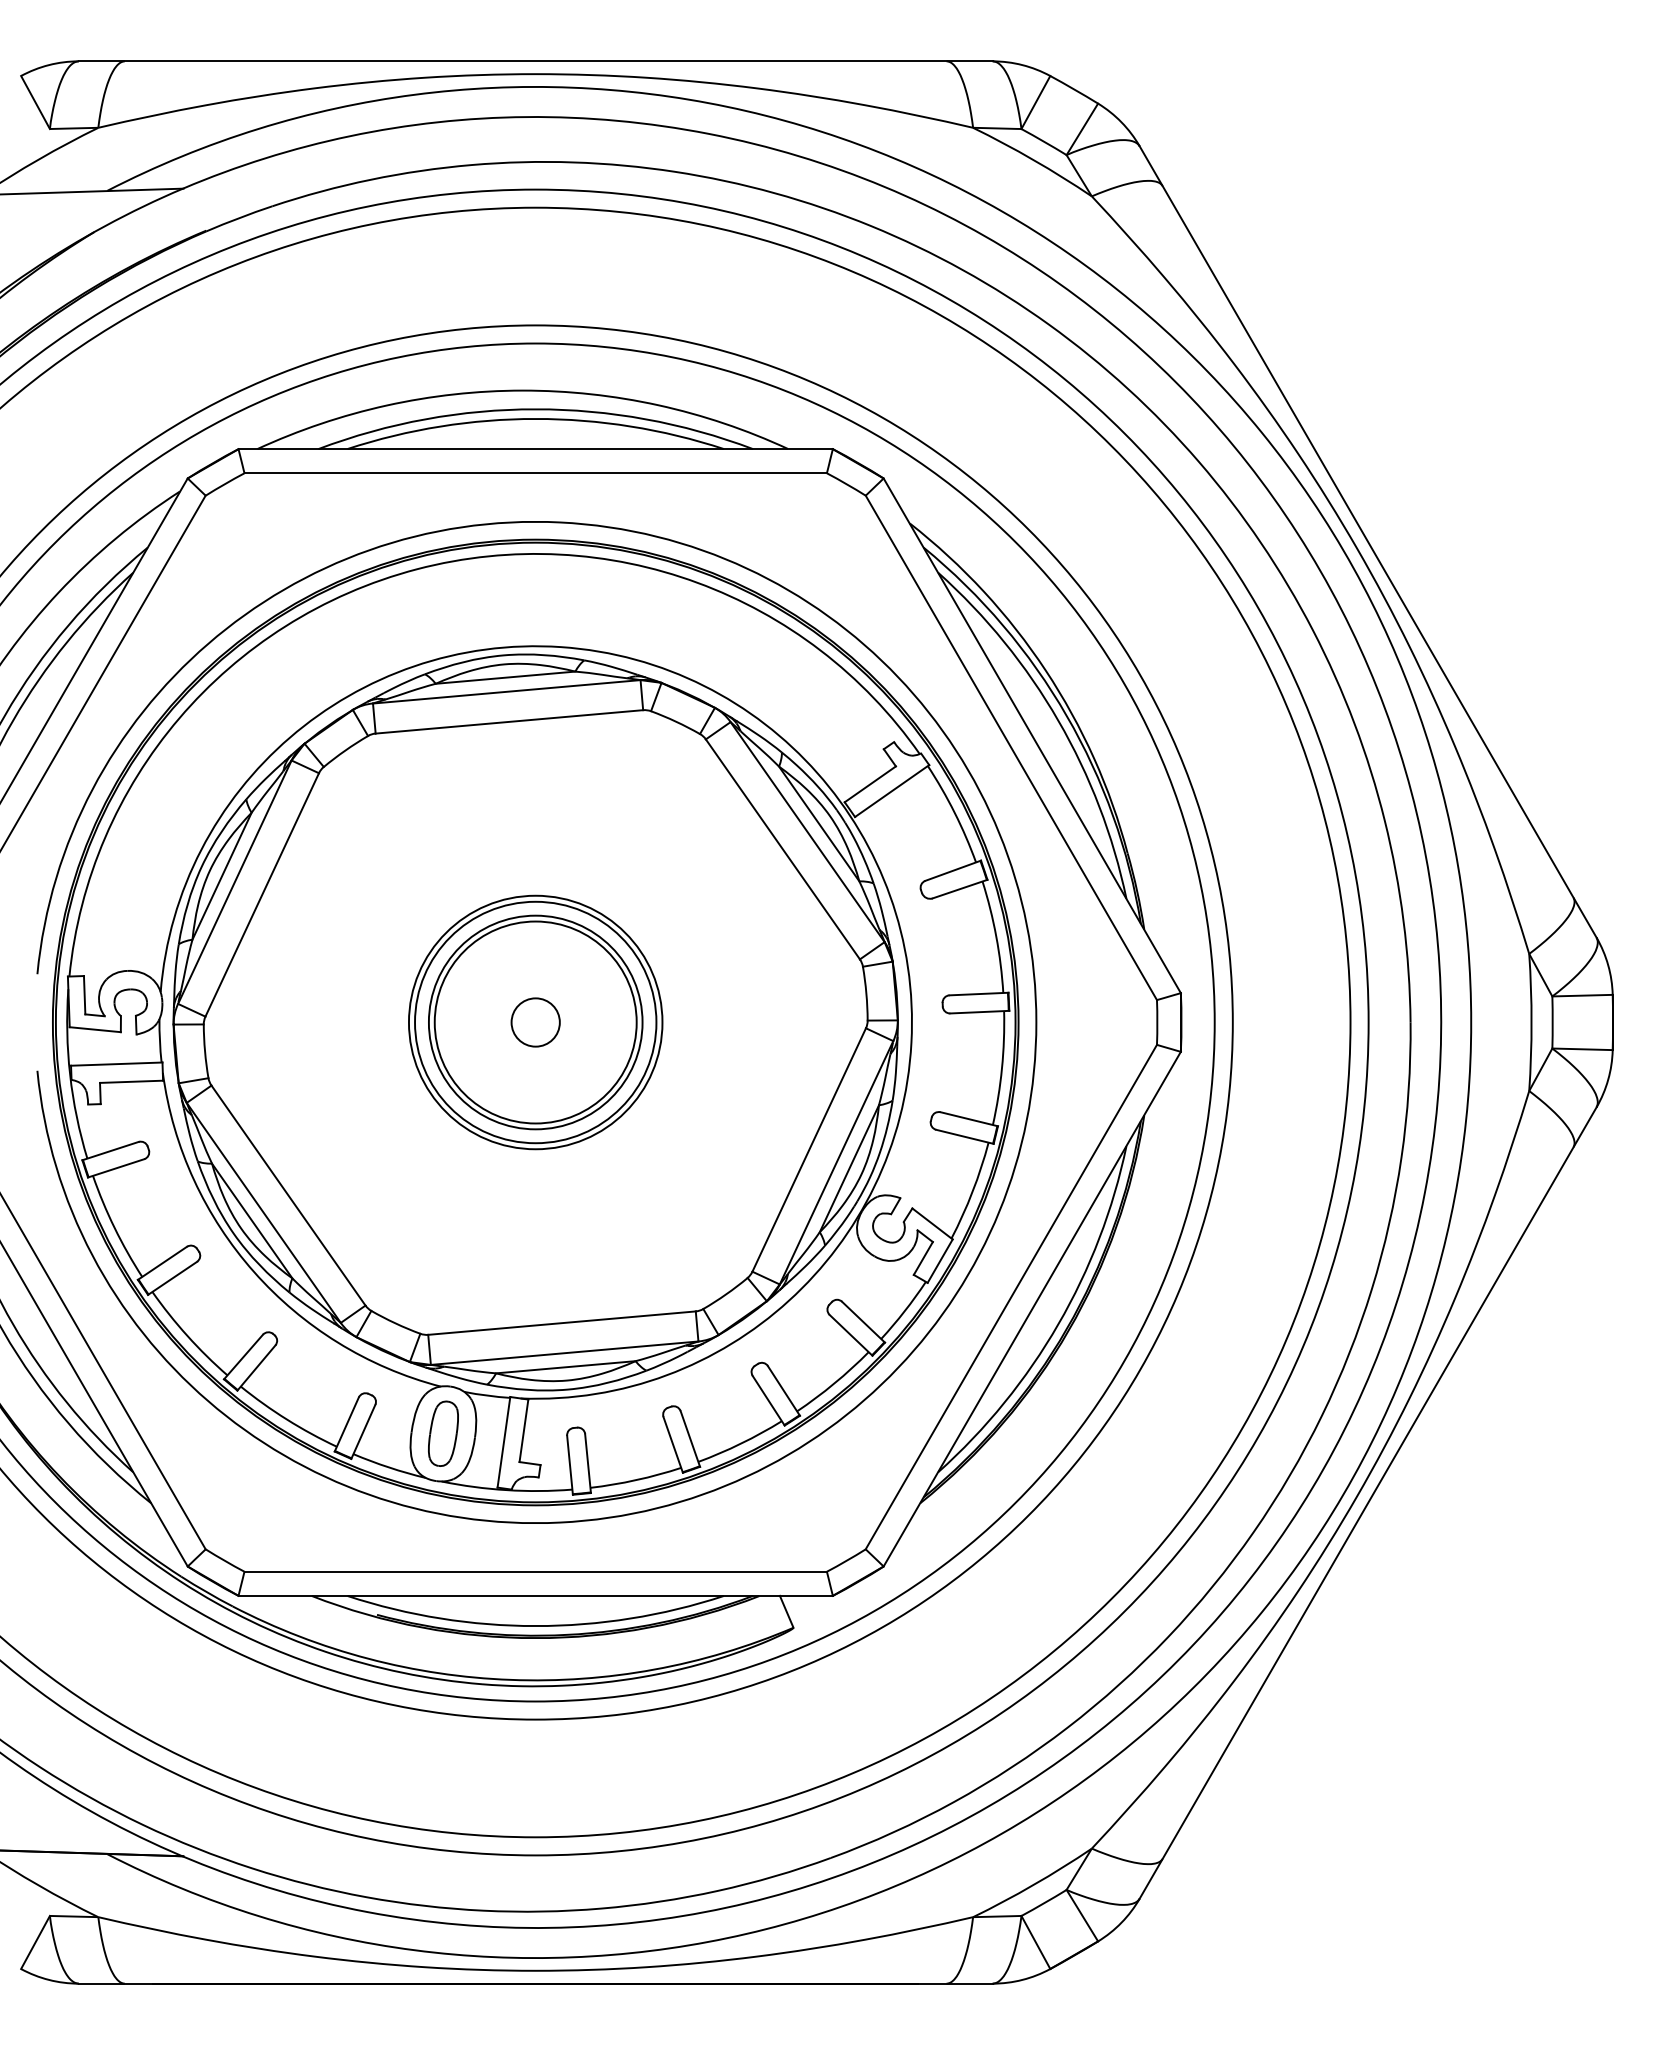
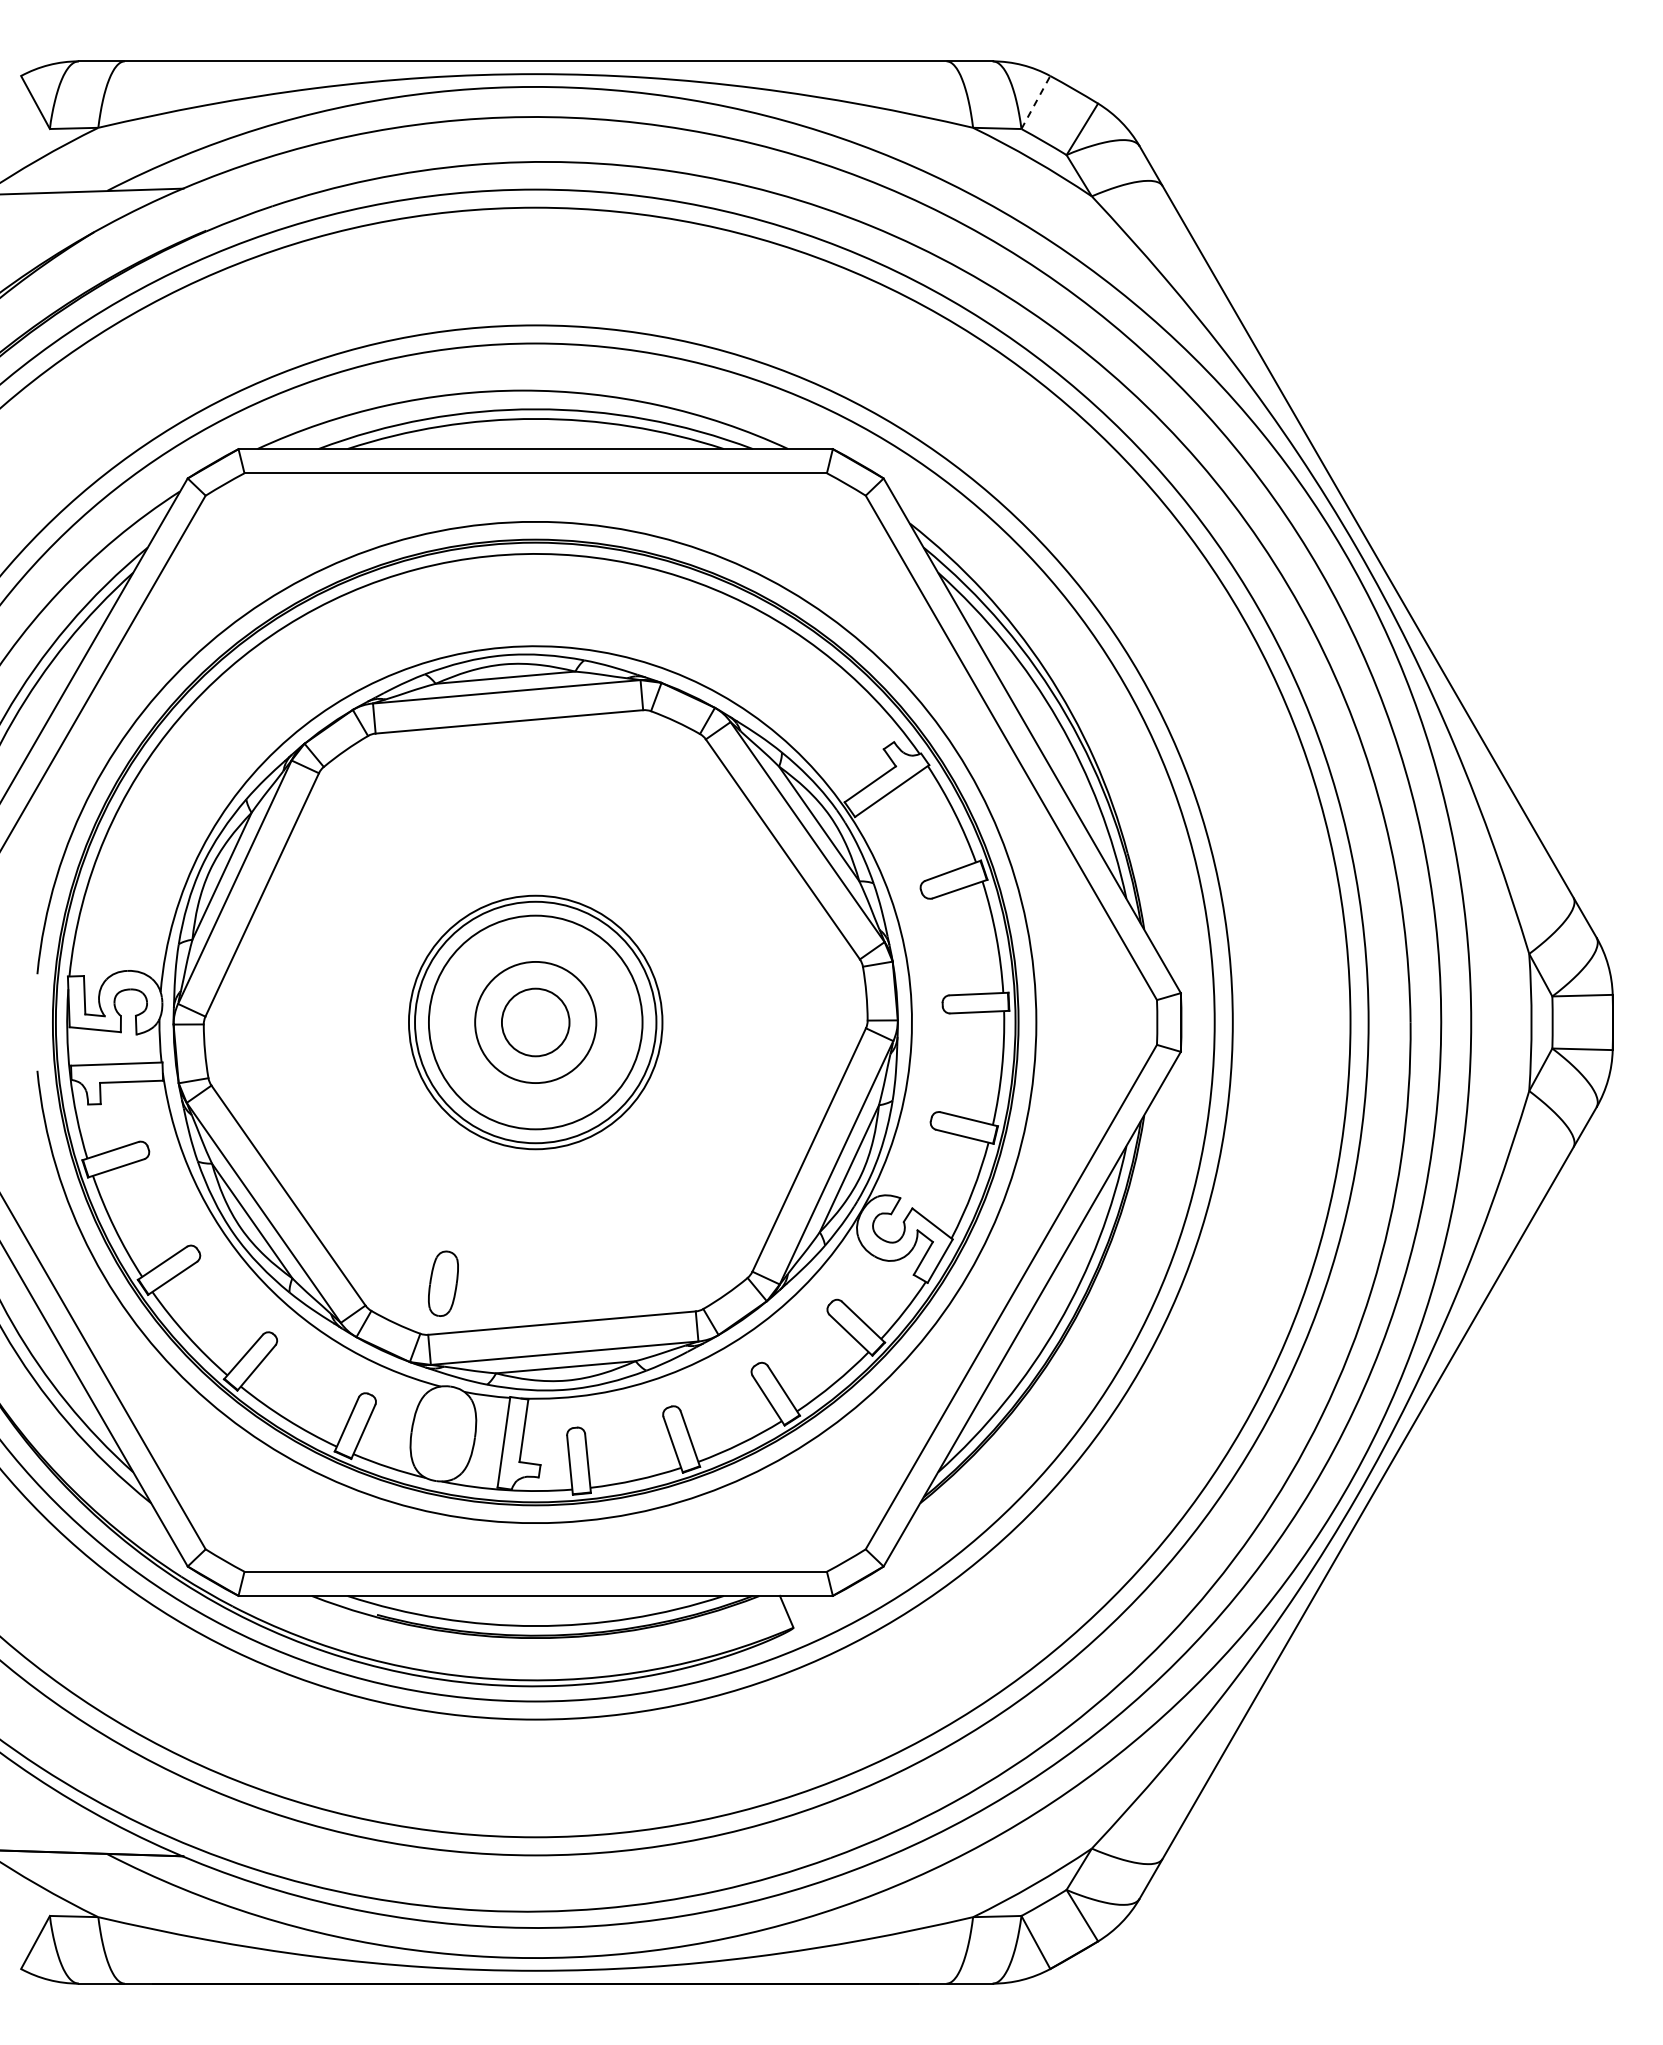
line: solid -> dashed (1036, 102)
circle diameter: 202 px -> 121 px (535, 1022)
circle diameter: 48 px -> 68 px (535, 1022)
part position: (443, 1433) -> (443, 1283) (443, 1283)
